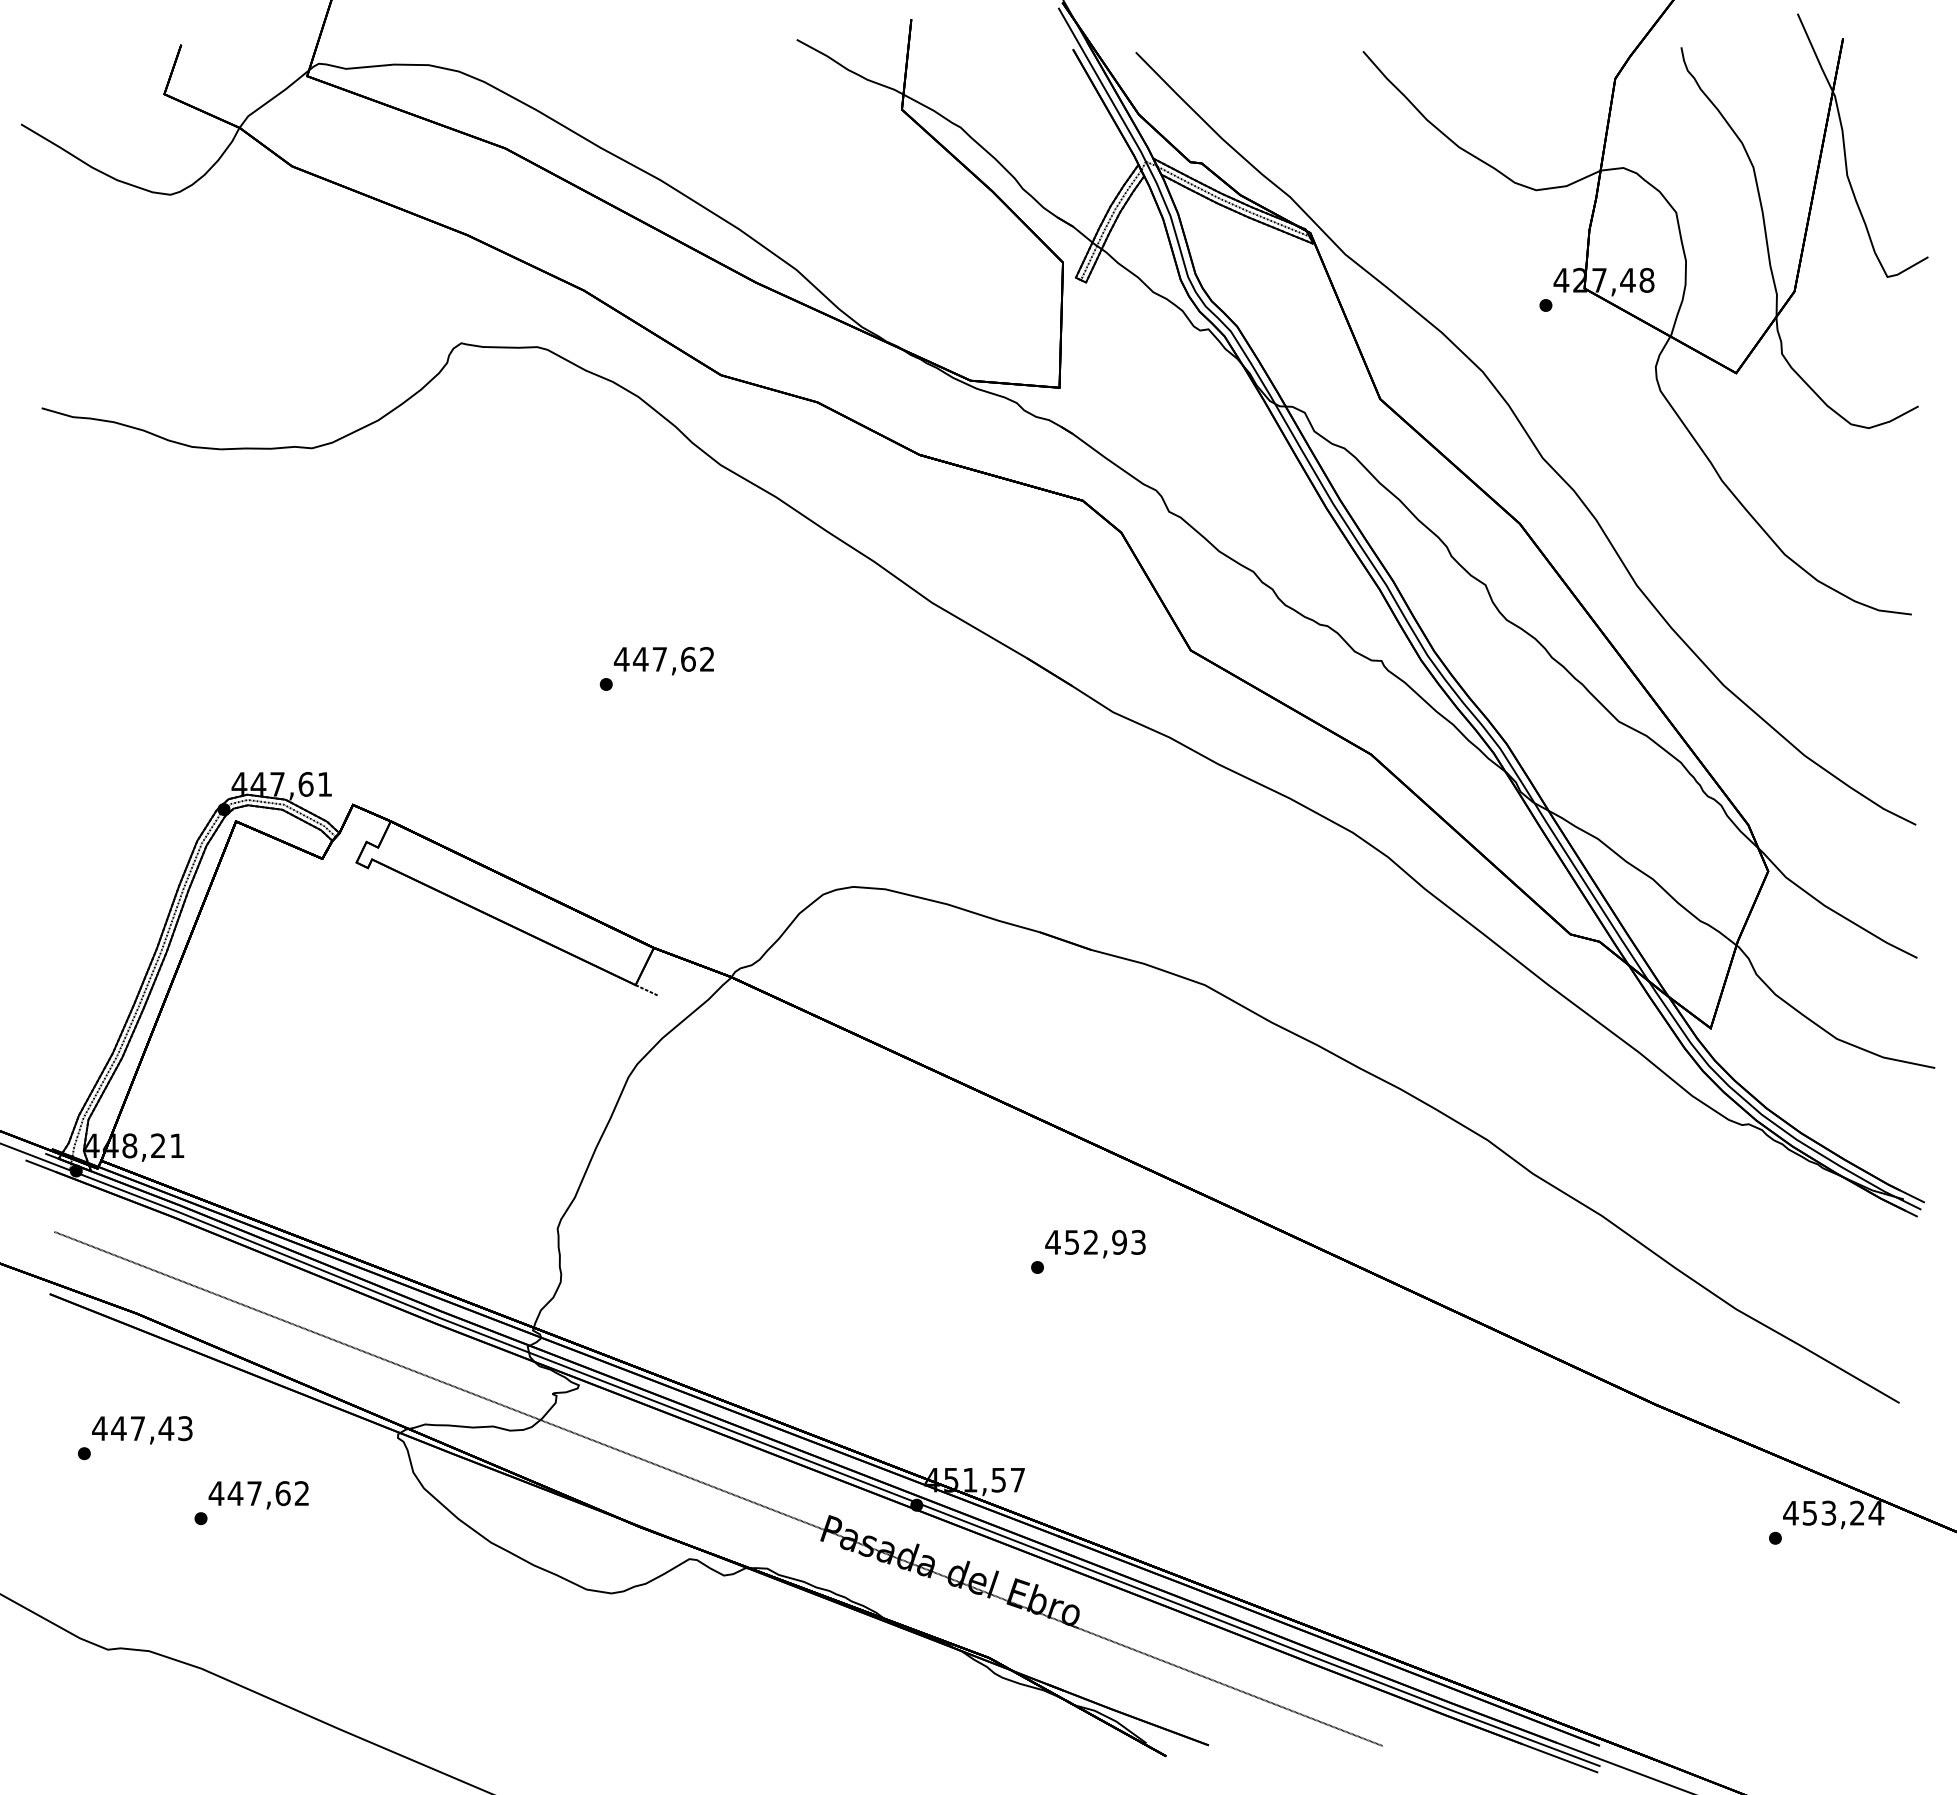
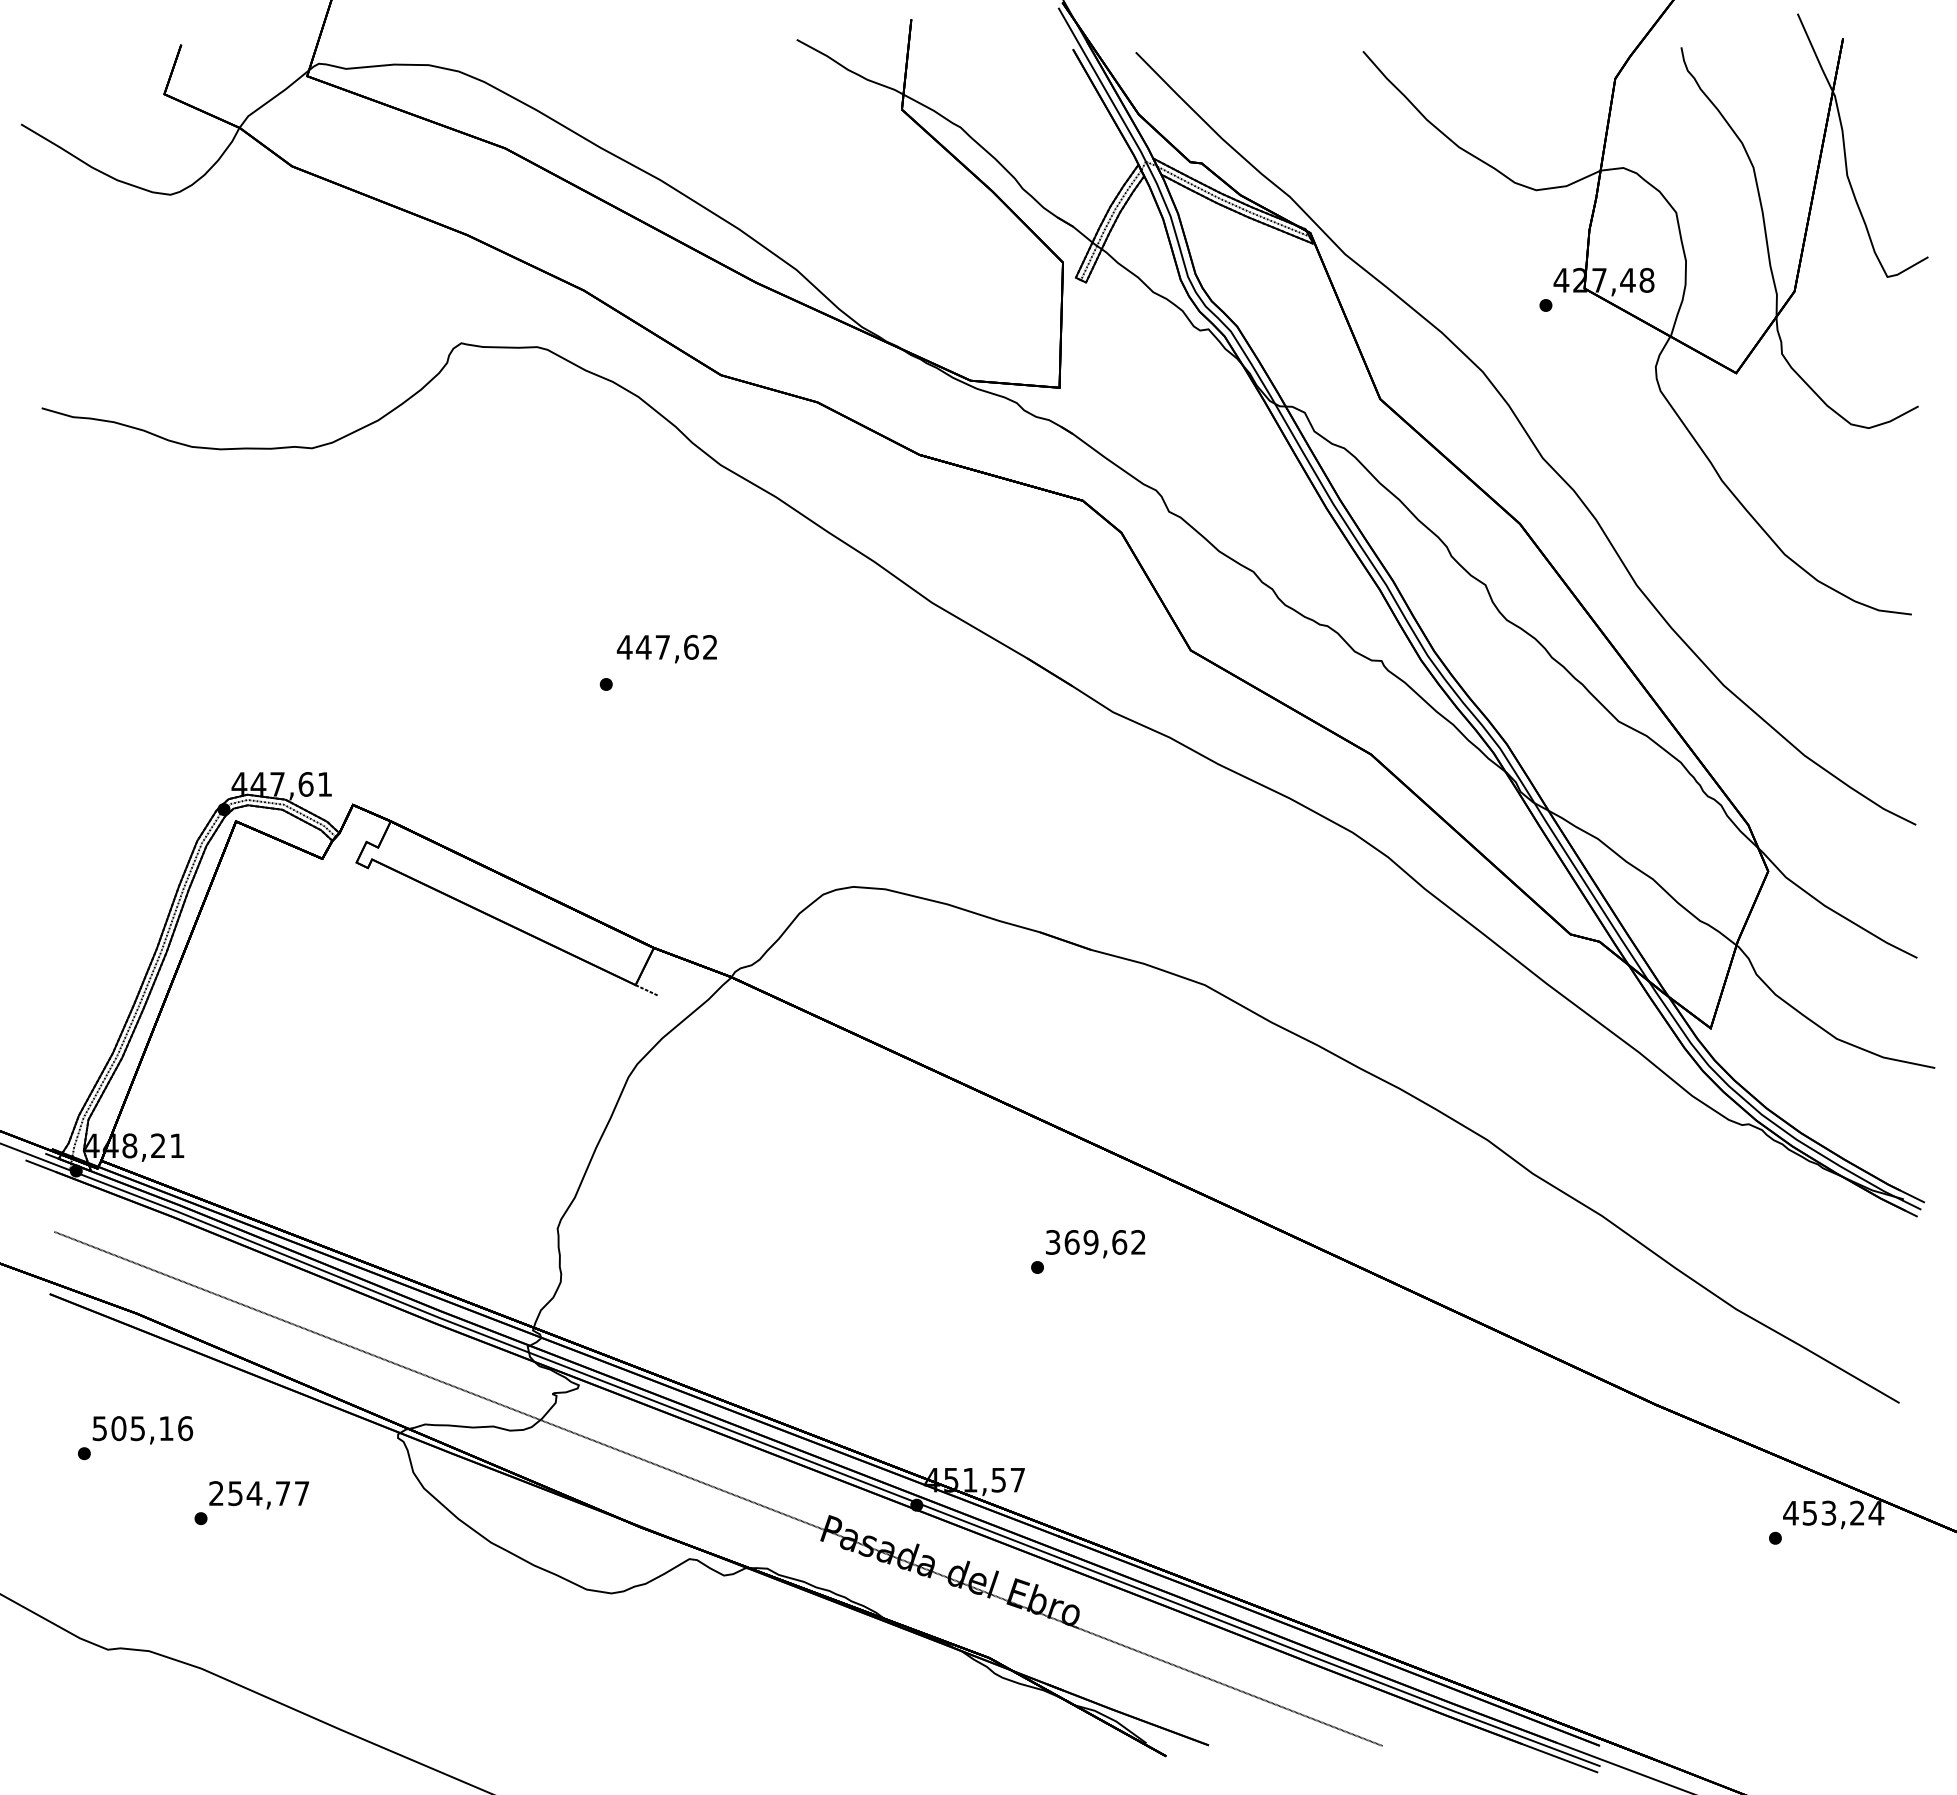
text position: (663, 661) -> (666, 649) (666, 649)
text: 452,93 -> 369,62 (1095, 1242)
text: 447,43 -> 505,16 (142, 1428)
text: 447,62 -> 254,77 (258, 1493)
